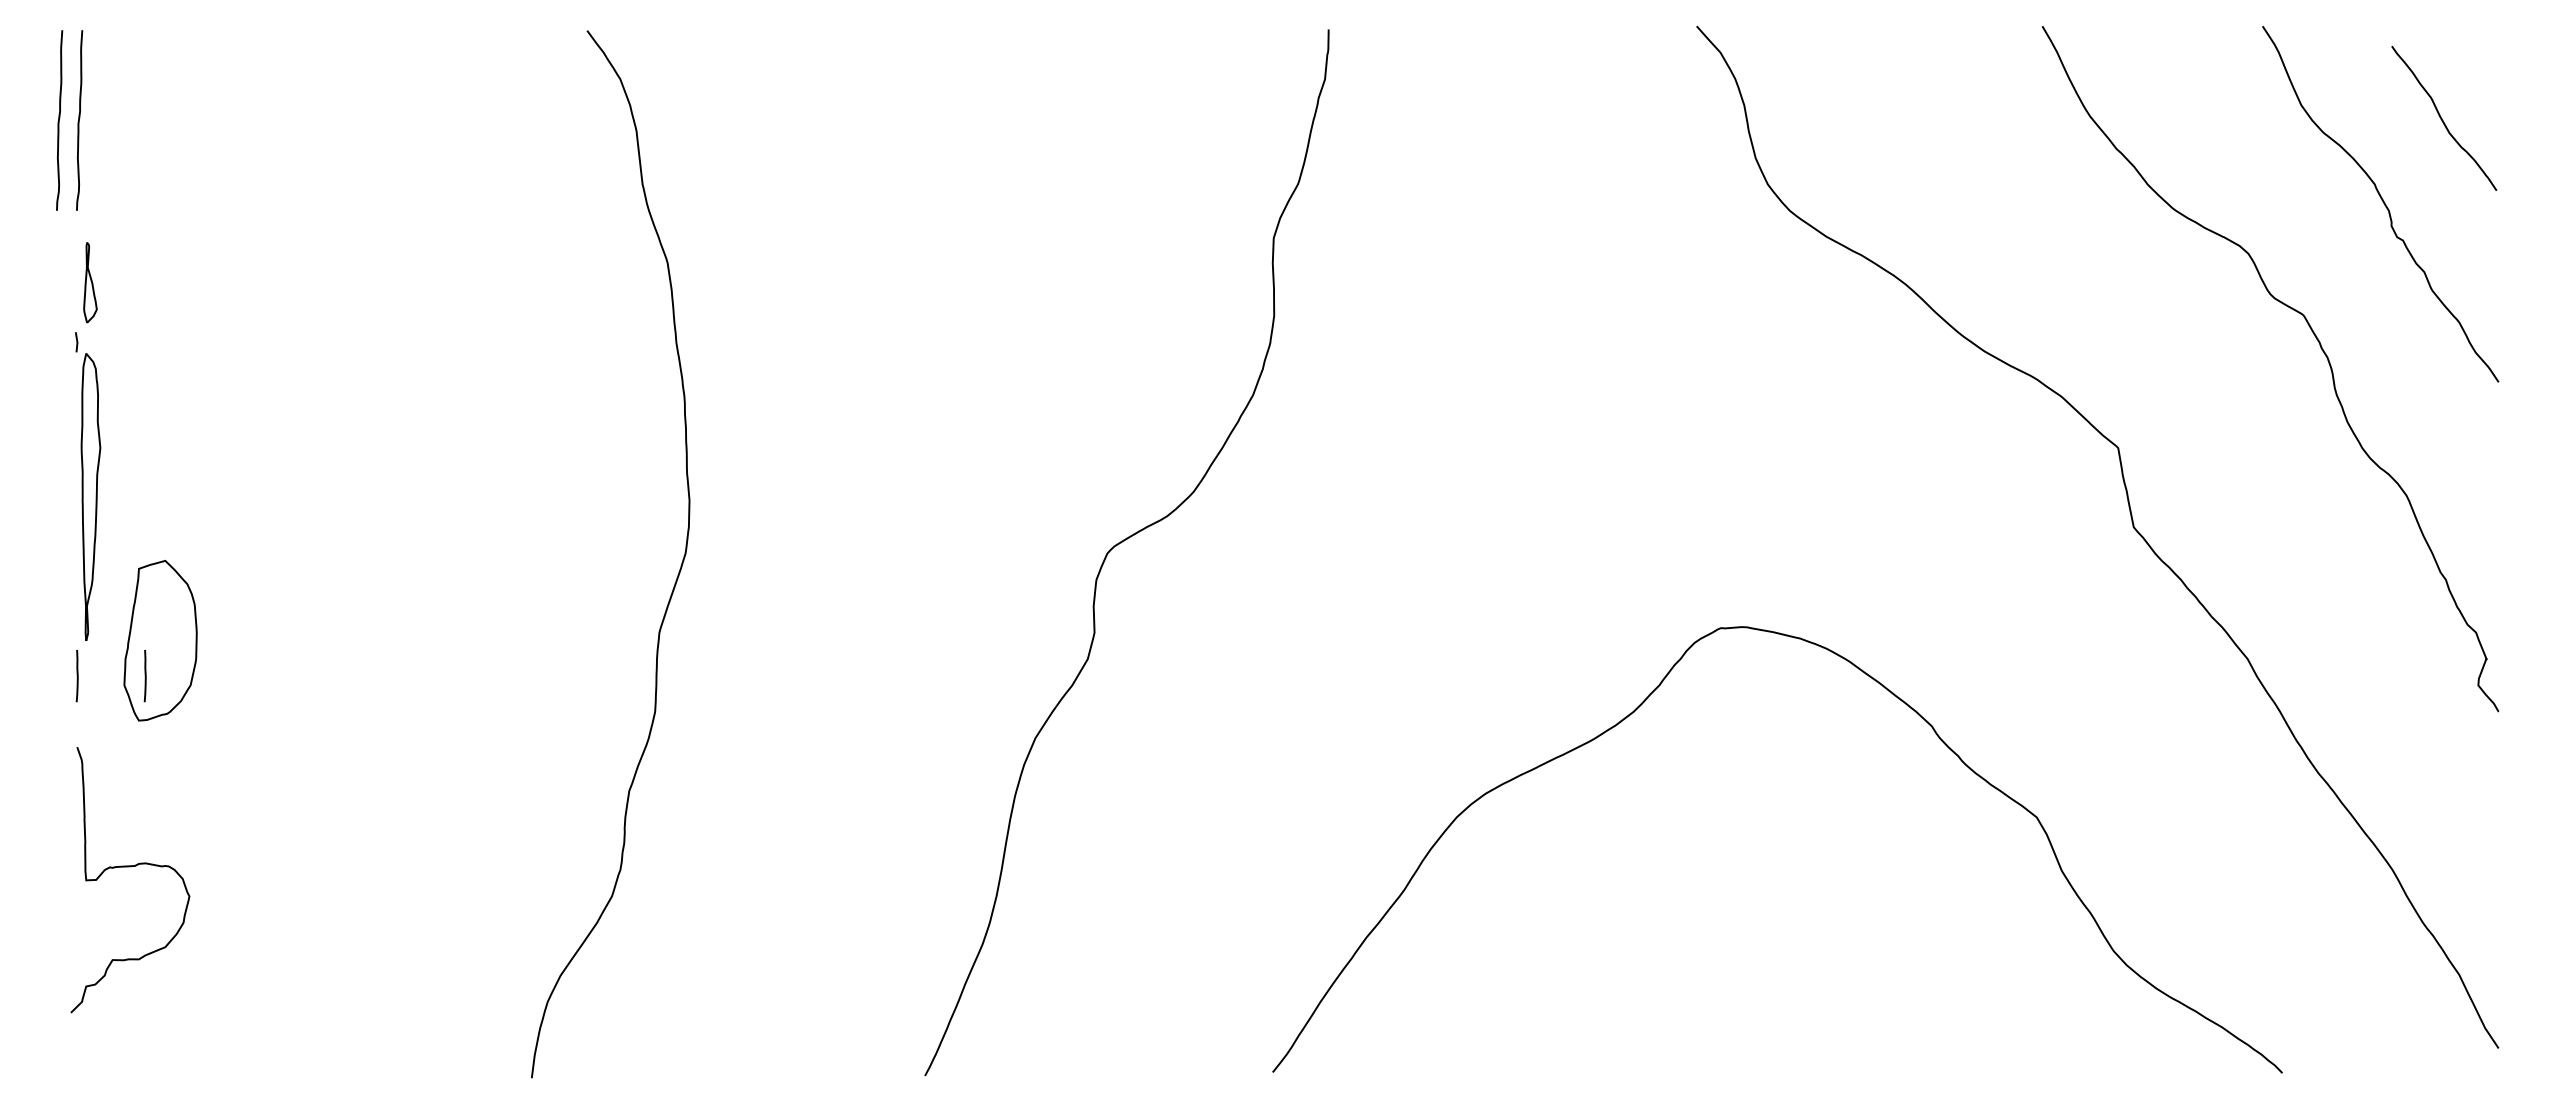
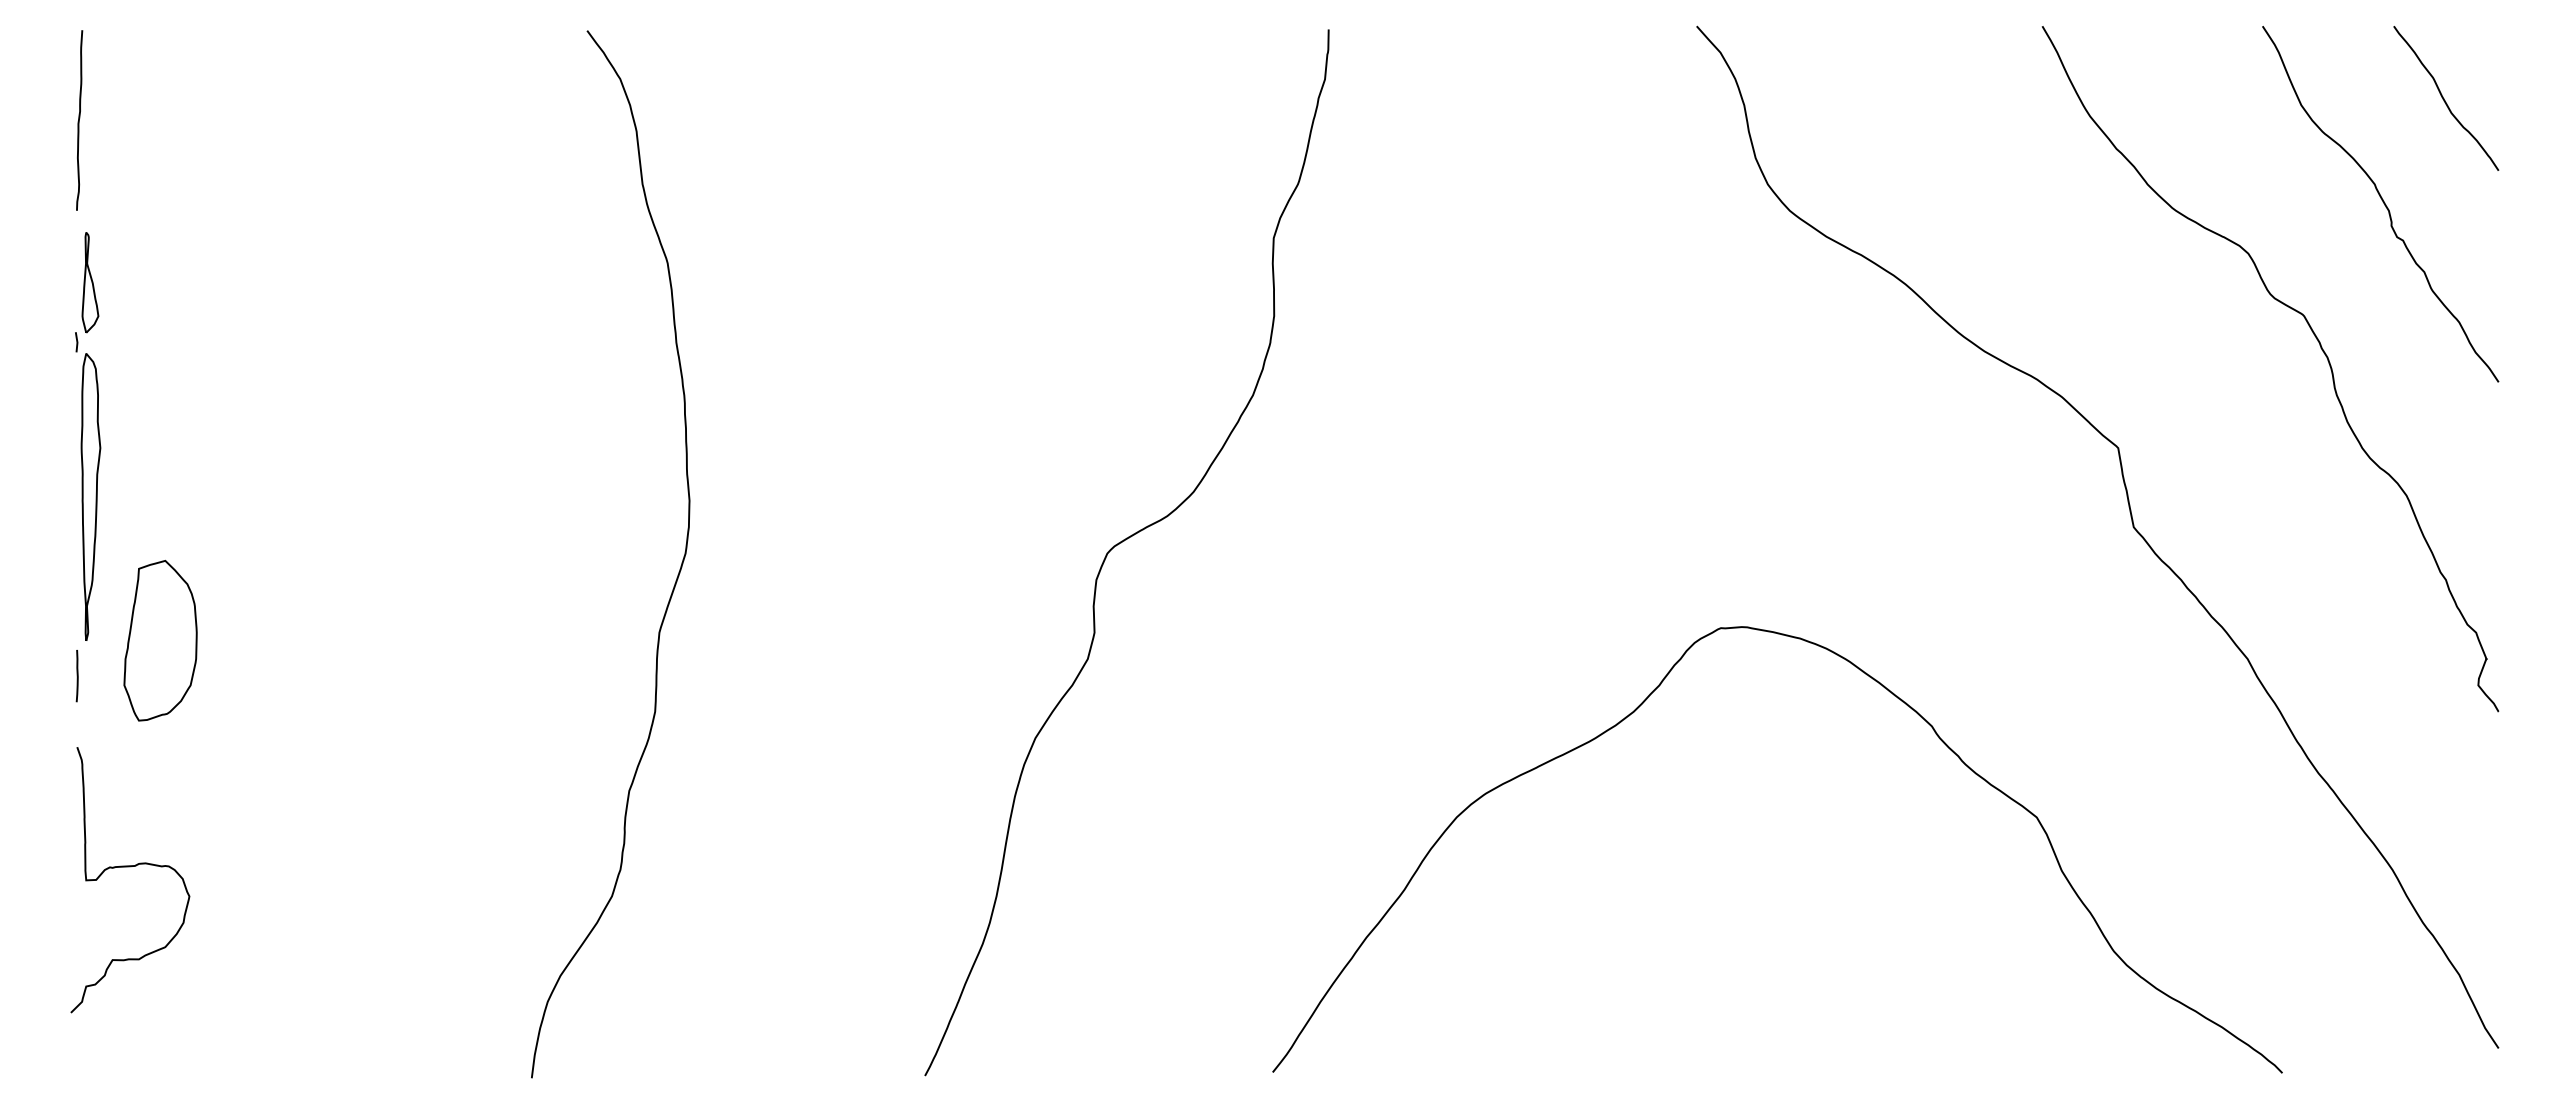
curve position: (2442, 118) -> (2444, 98) (2444, 98)
curve: present -> none (59, 120)
part size: 15x82 px -> 19x102 px (90, 282)
line: present -> none (144, 676)
